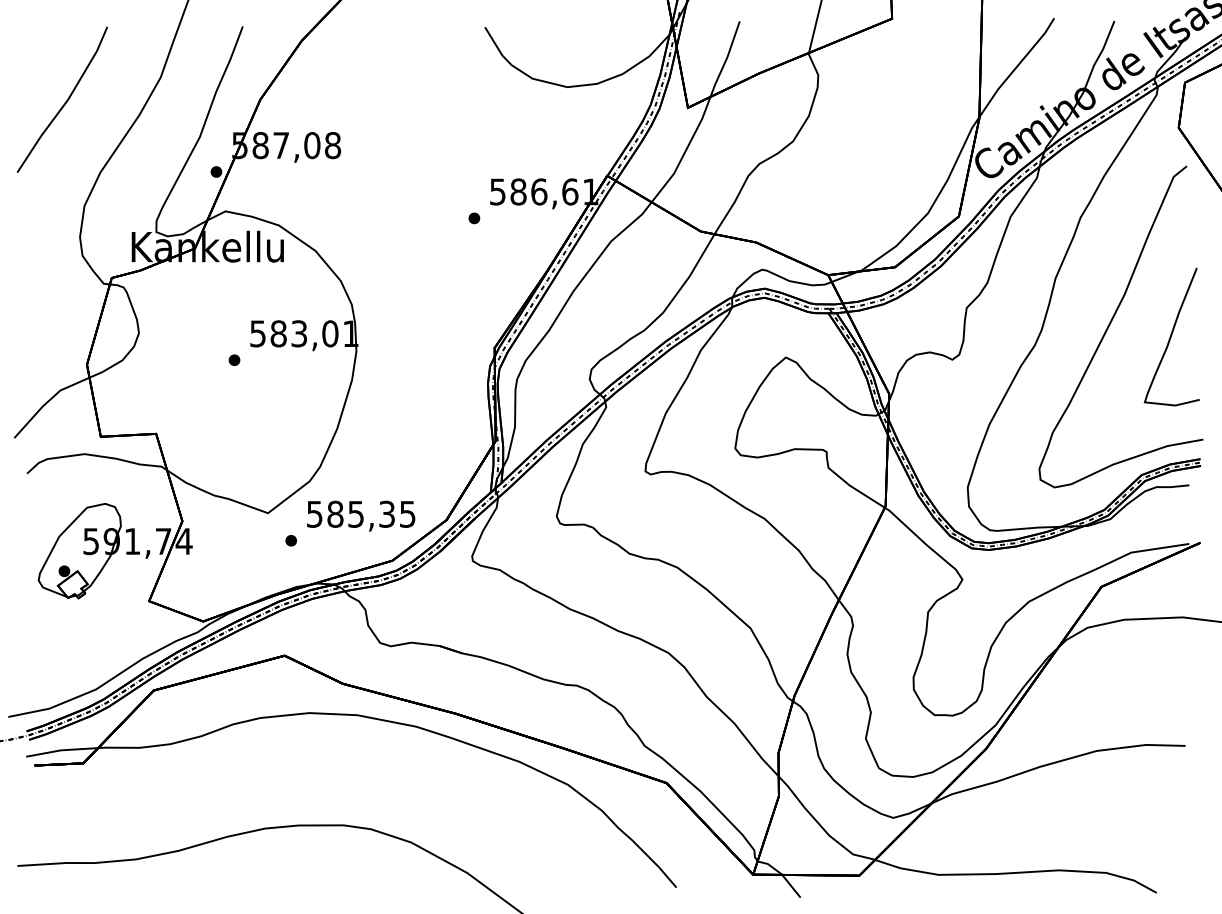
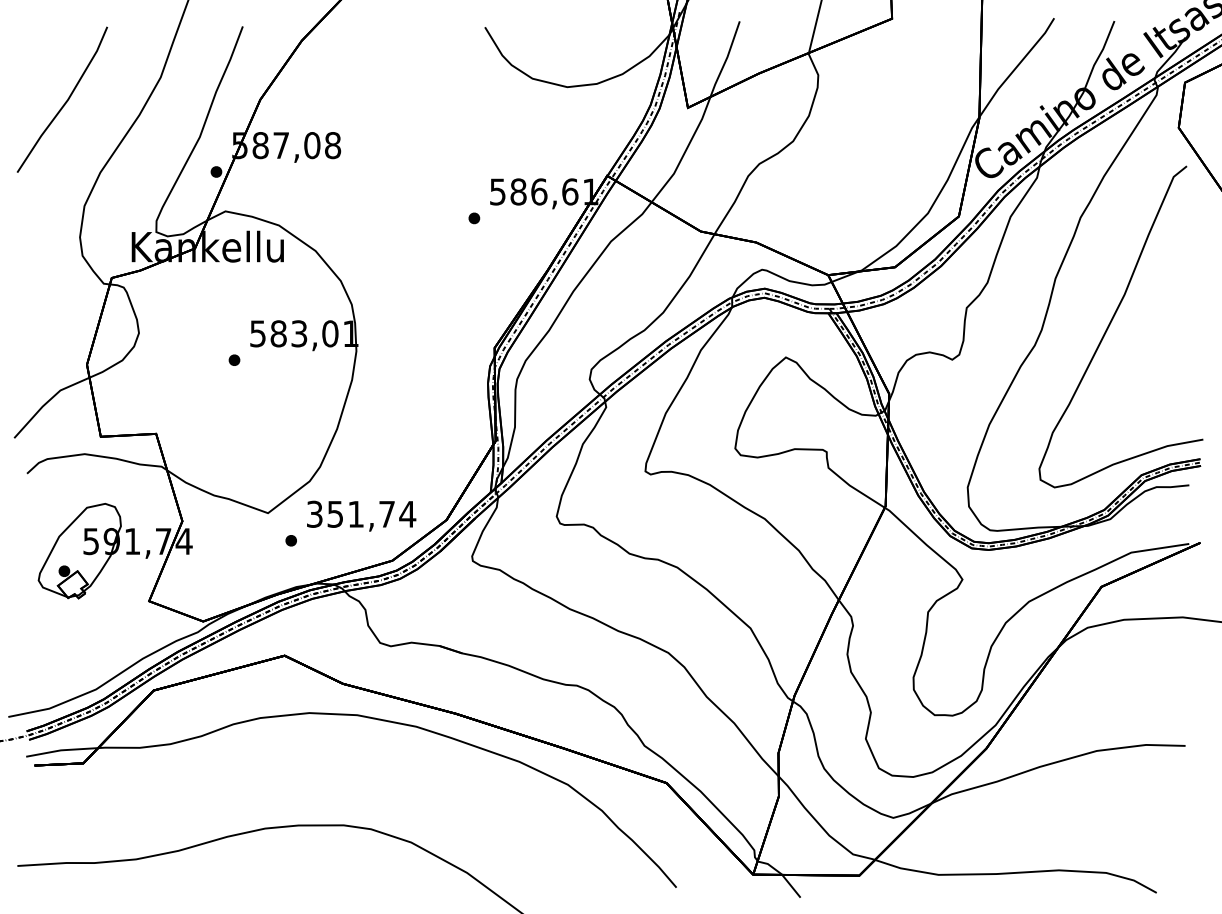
curve: present -> none (1171, 336)
text: 585,35 -> 351,74 (361, 513)
